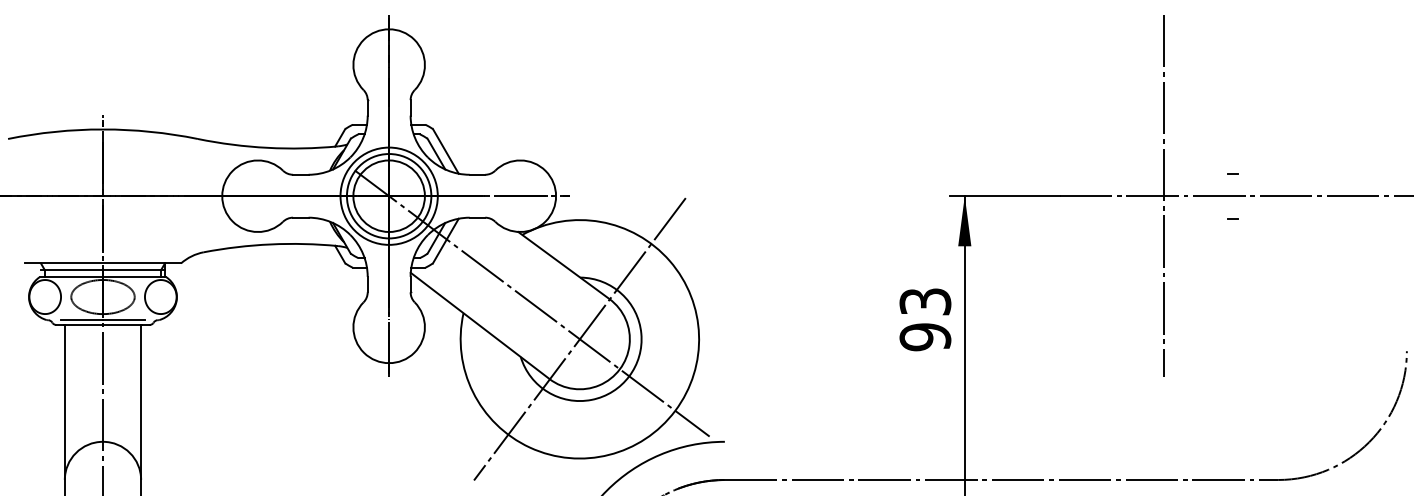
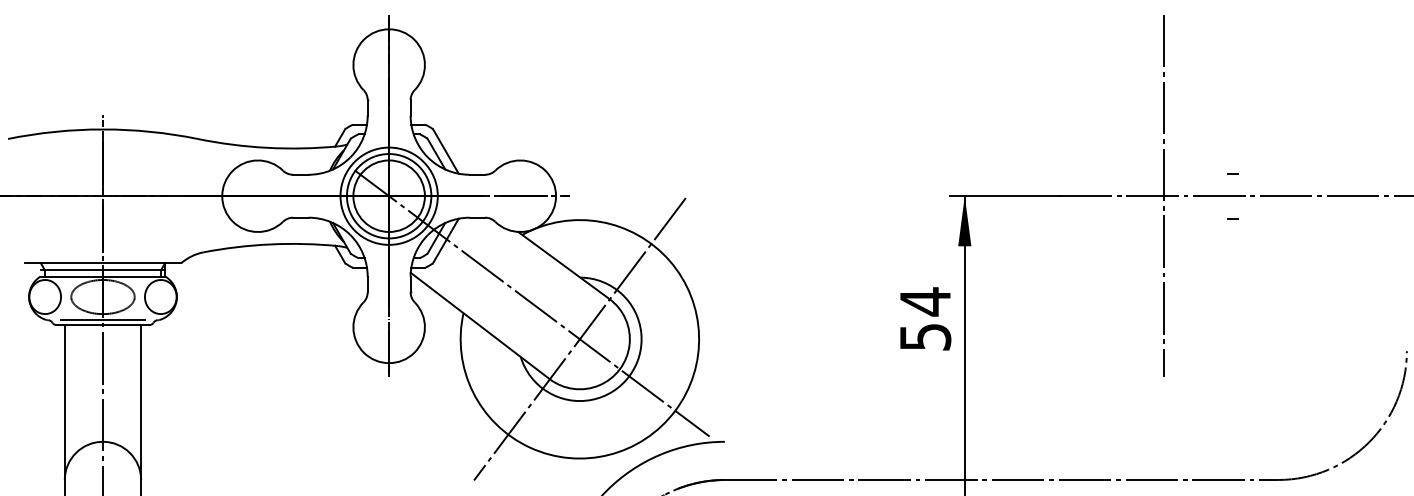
text: 93 -> 54 (925, 319)
